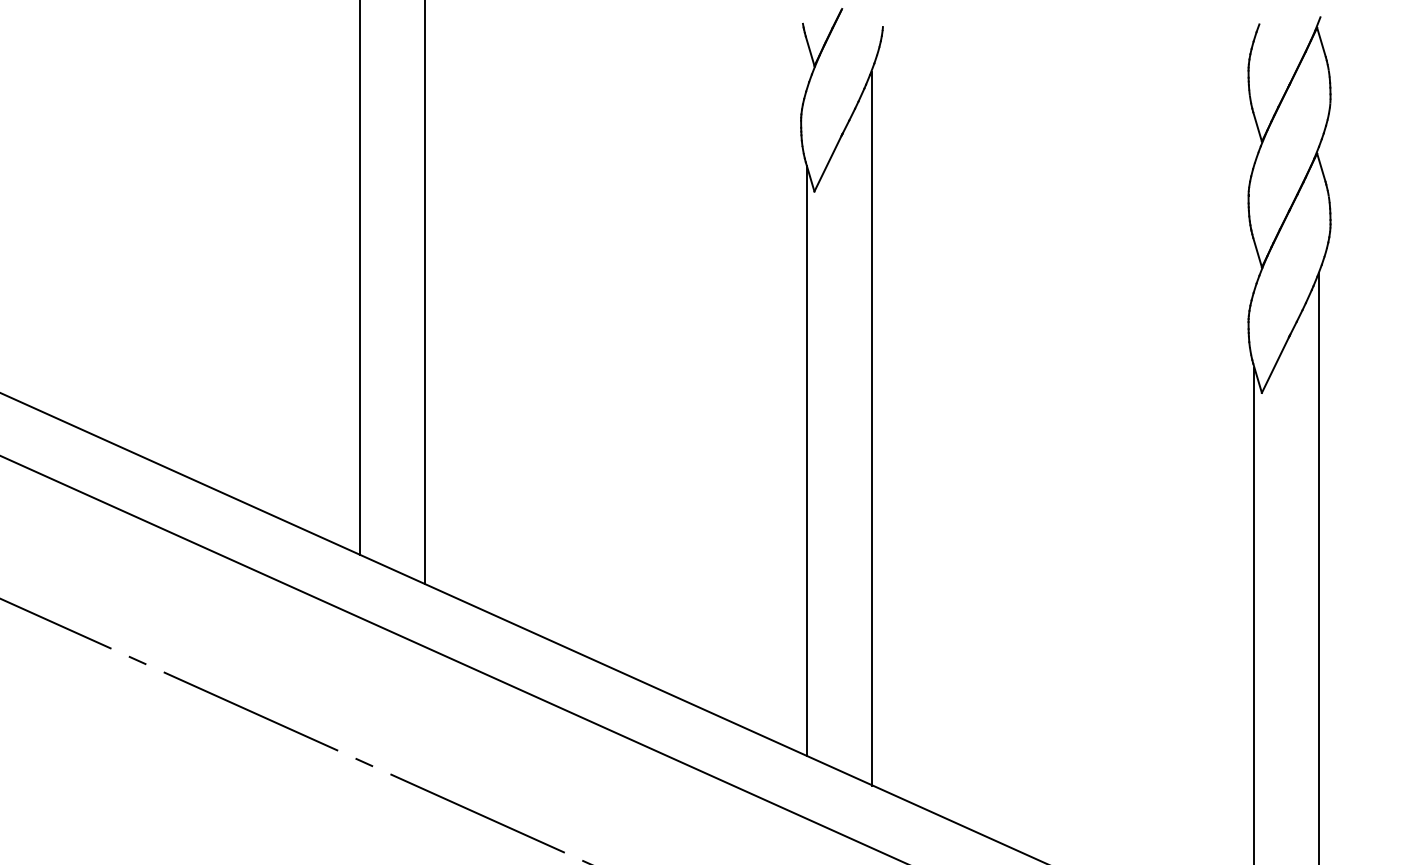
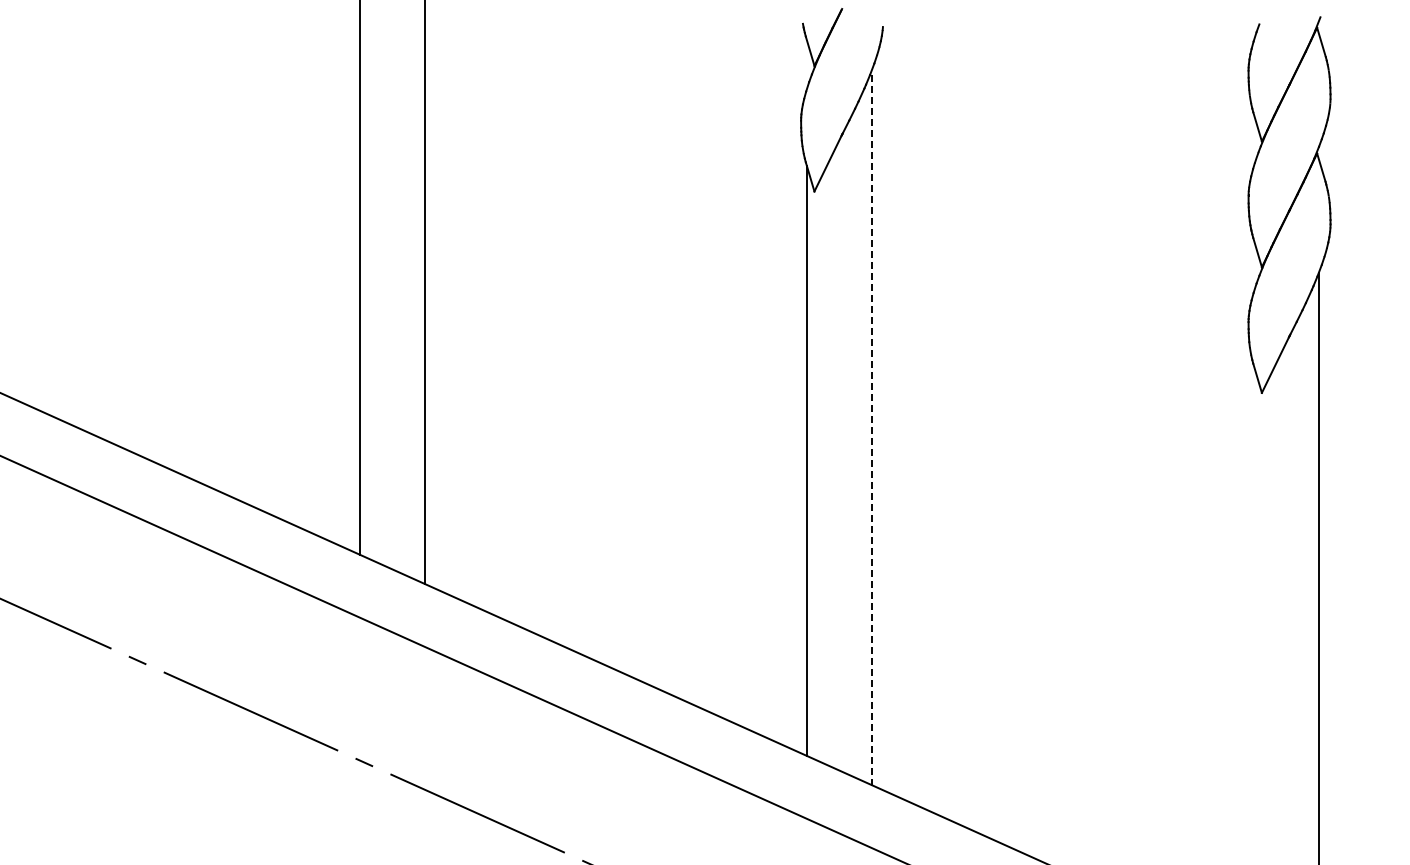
line: solid -> dashed (872, 428)
line: present -> none (1254, 614)
